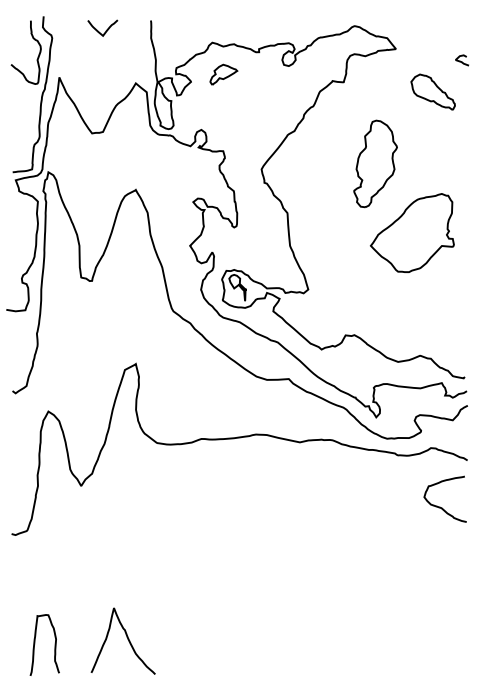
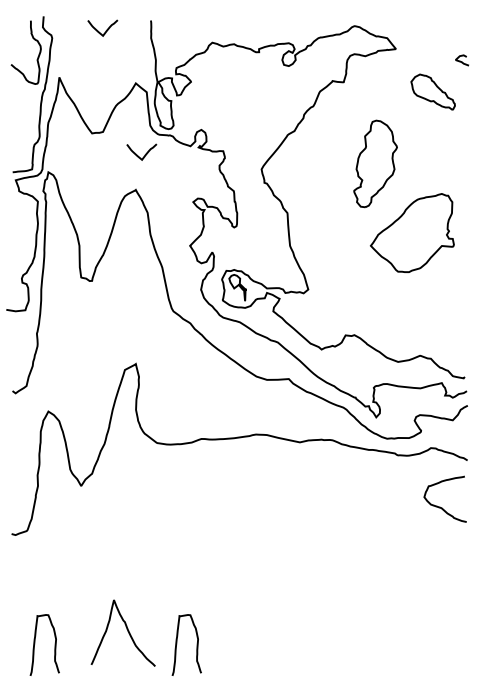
part: present -> none (223, 74)
curve: none -> present (144, 154)
curve position: (126, 637) -> (126, 629) (126, 629)
curve: none -> present (177, 644)
